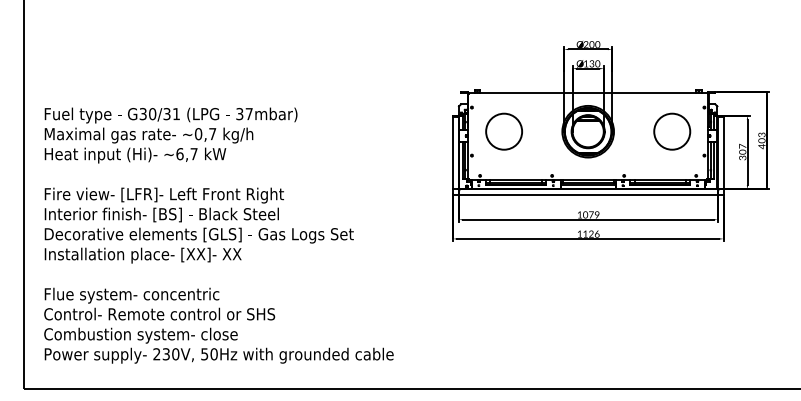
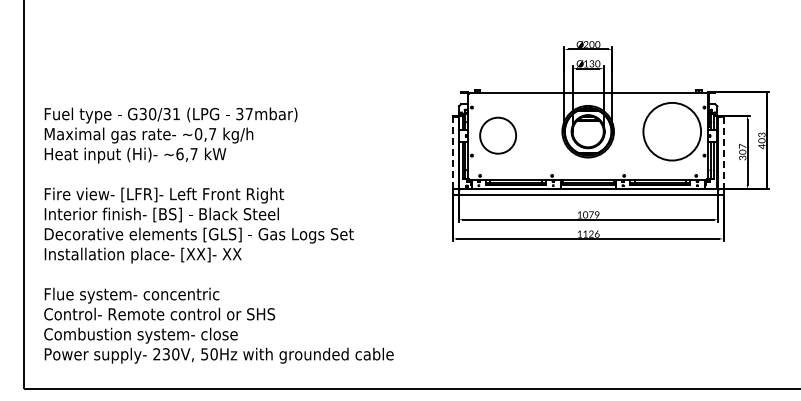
circle position: (503, 131) -> (497, 135) (497, 135)
circle diameter: 36 px -> 58 px (672, 131)
line: solid -> dashed (453, 152)
line: solid -> dashed (723, 153)
